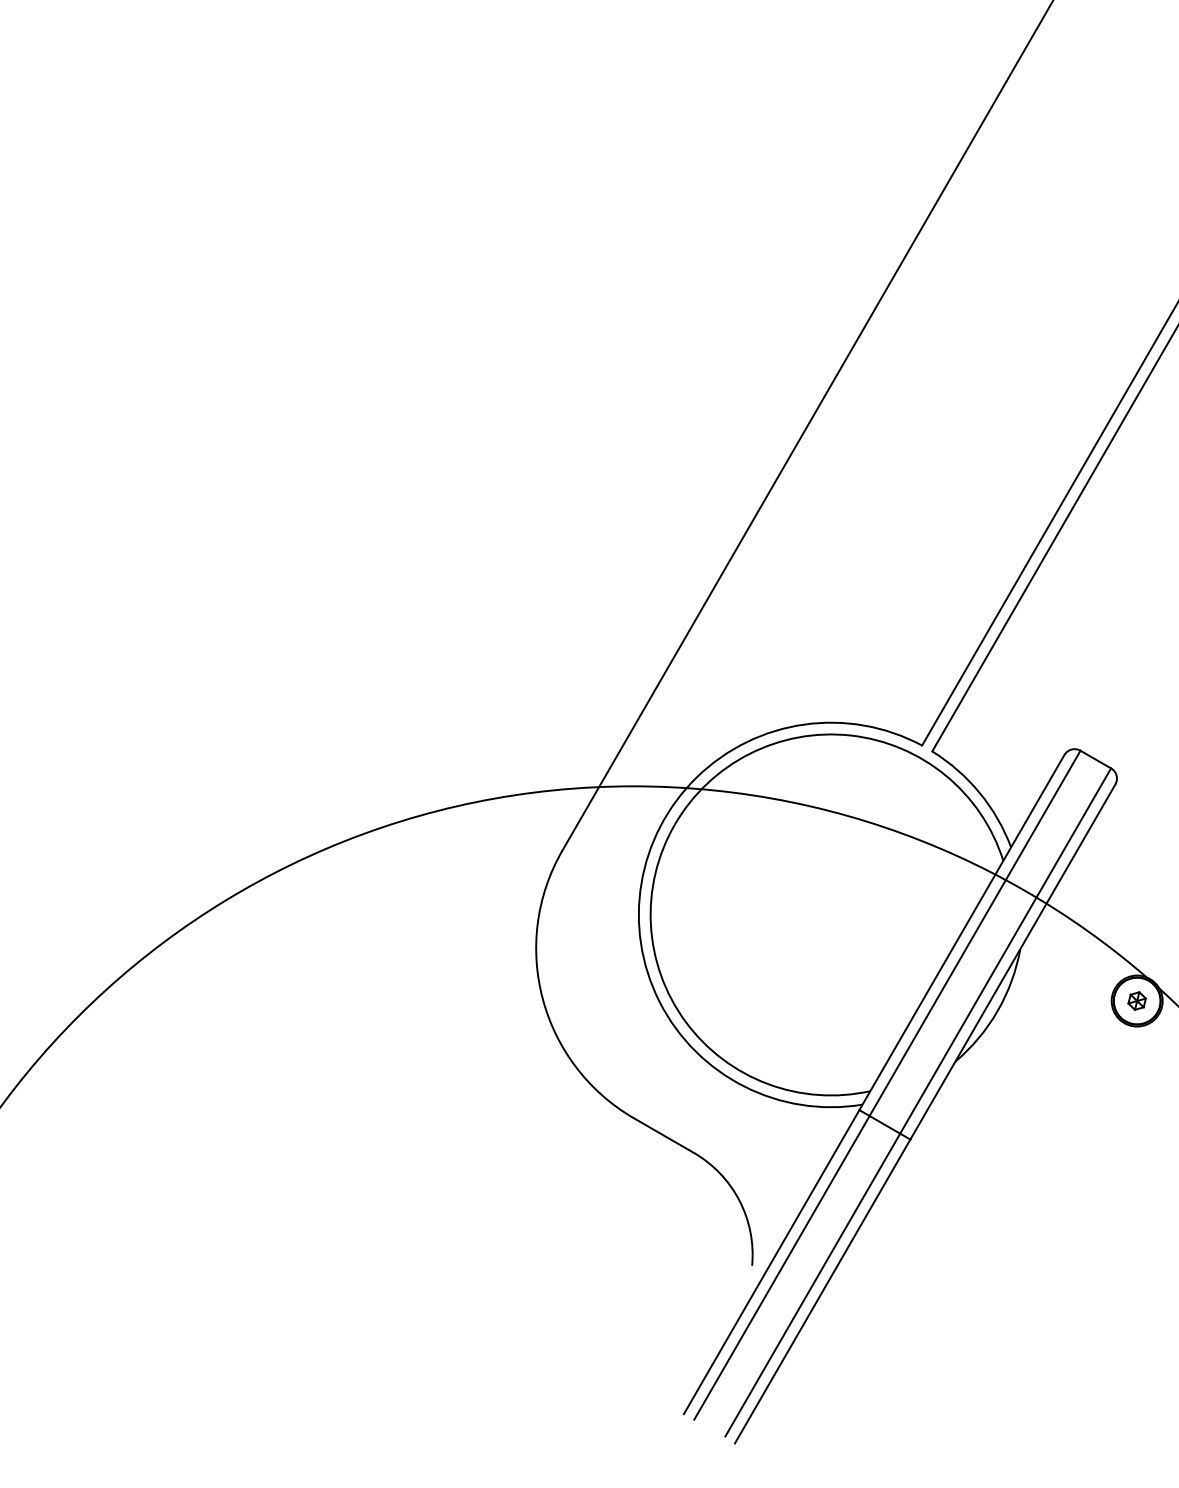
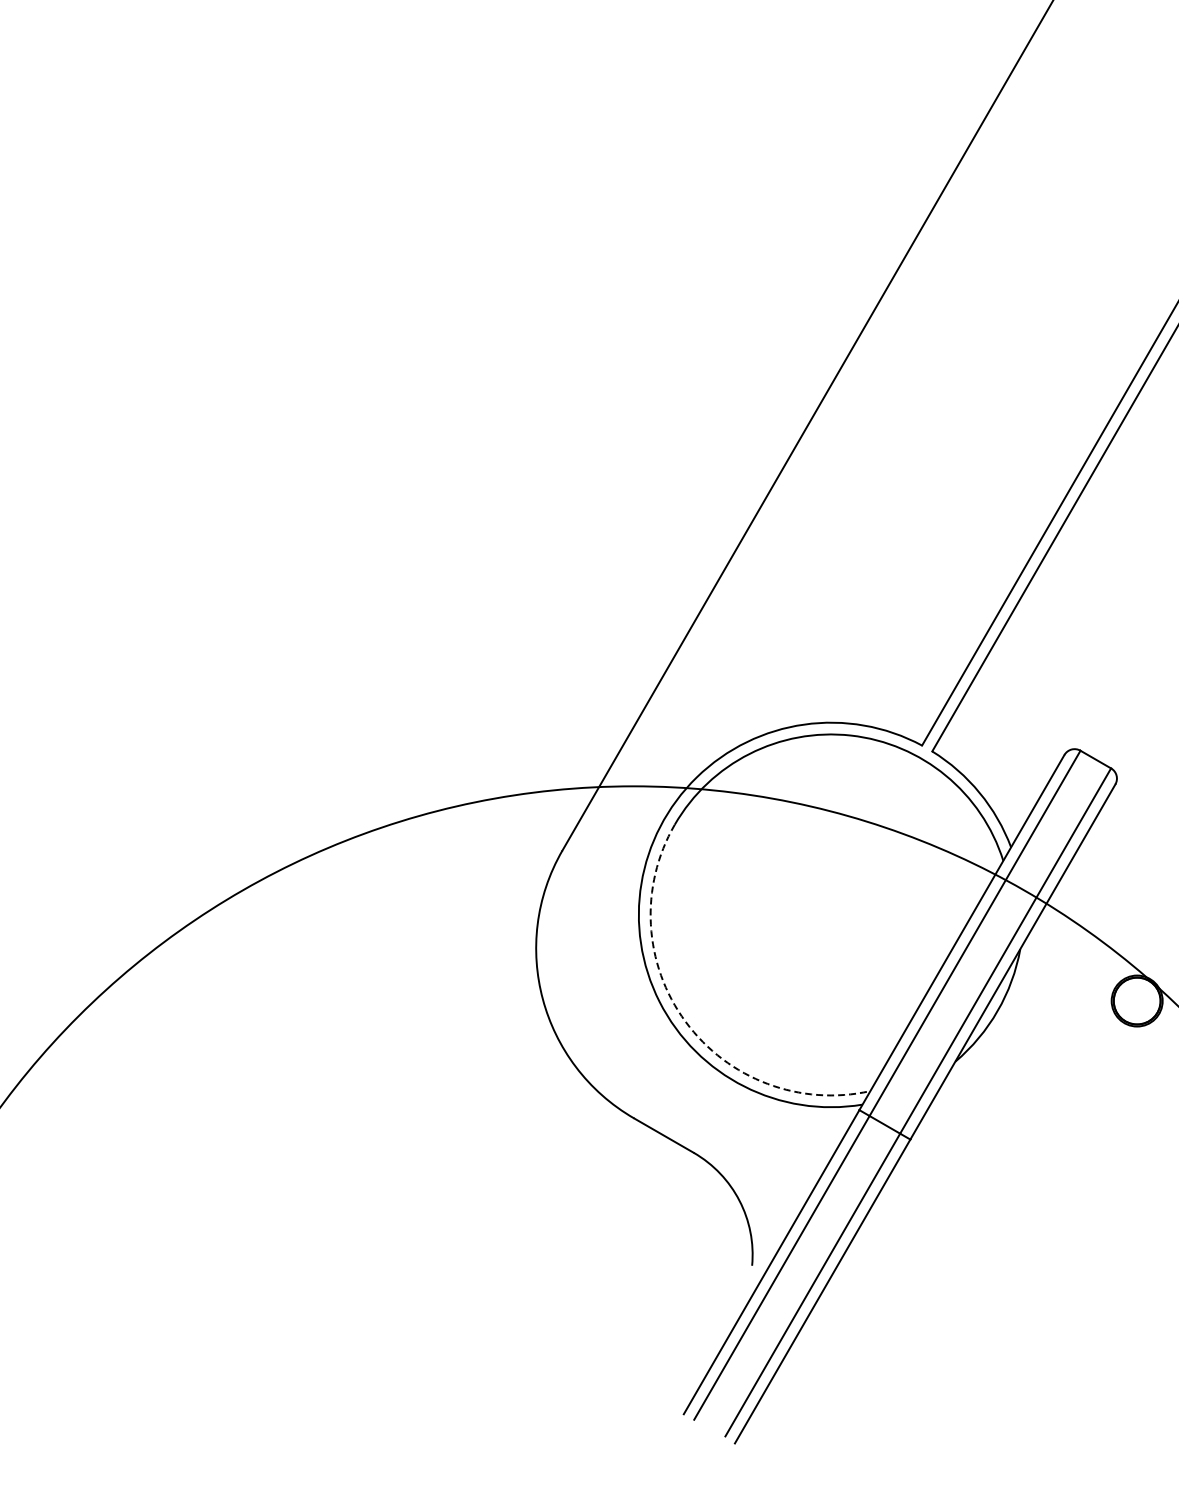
part: present -> none (1136, 1000)
arc: solid -> dashed (685, 1021)
